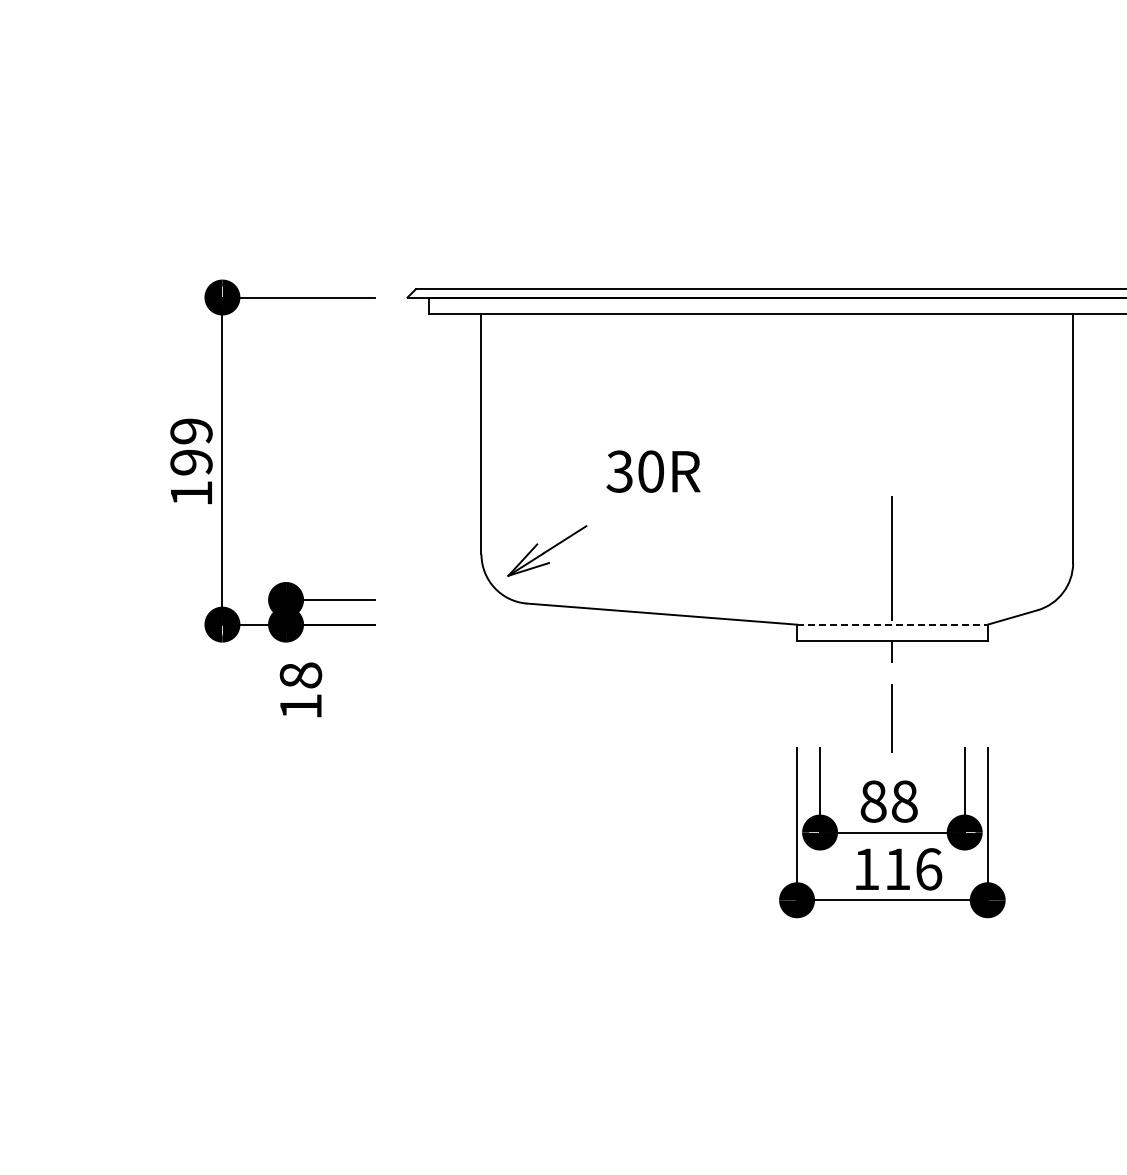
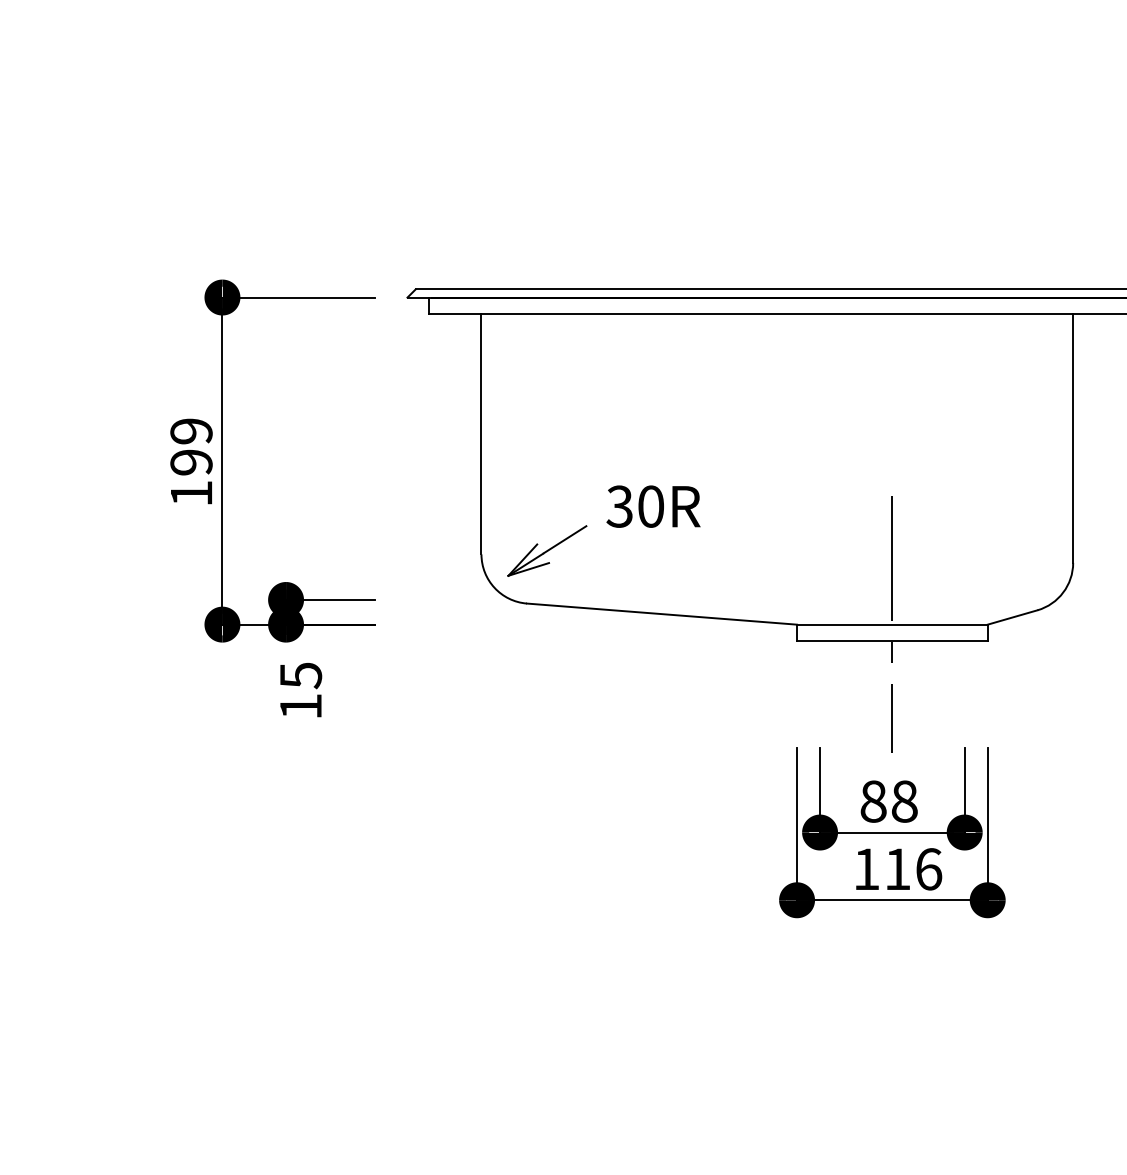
text position: (653, 471) -> (653, 506) (653, 506)
line: dashed -> solid (892, 624)
text: 18 -> 15 (300, 675)
